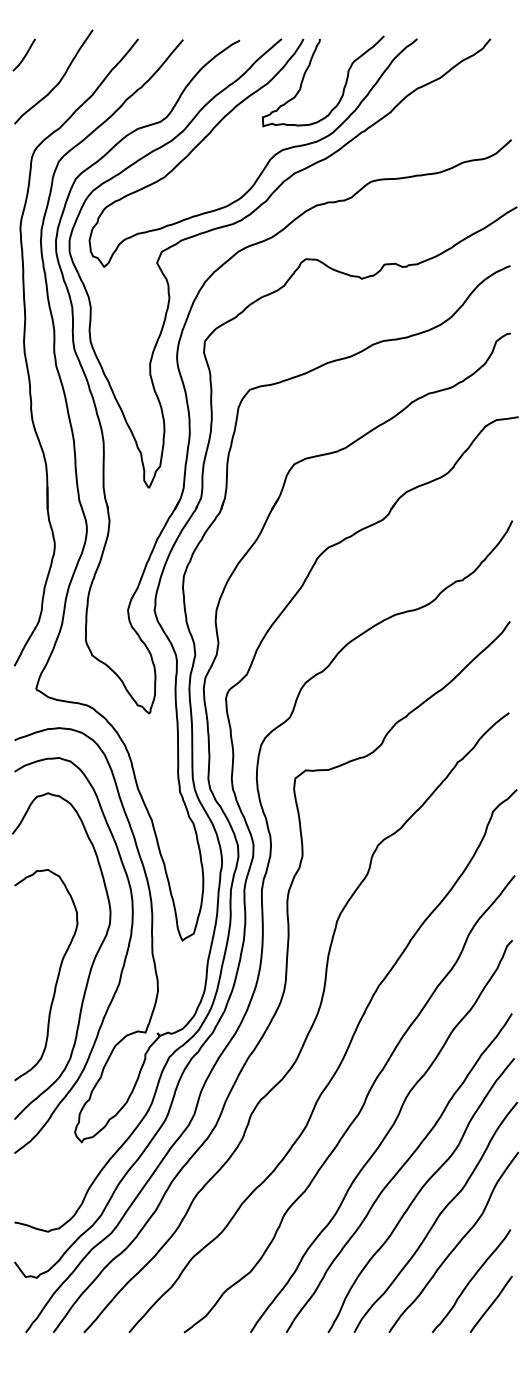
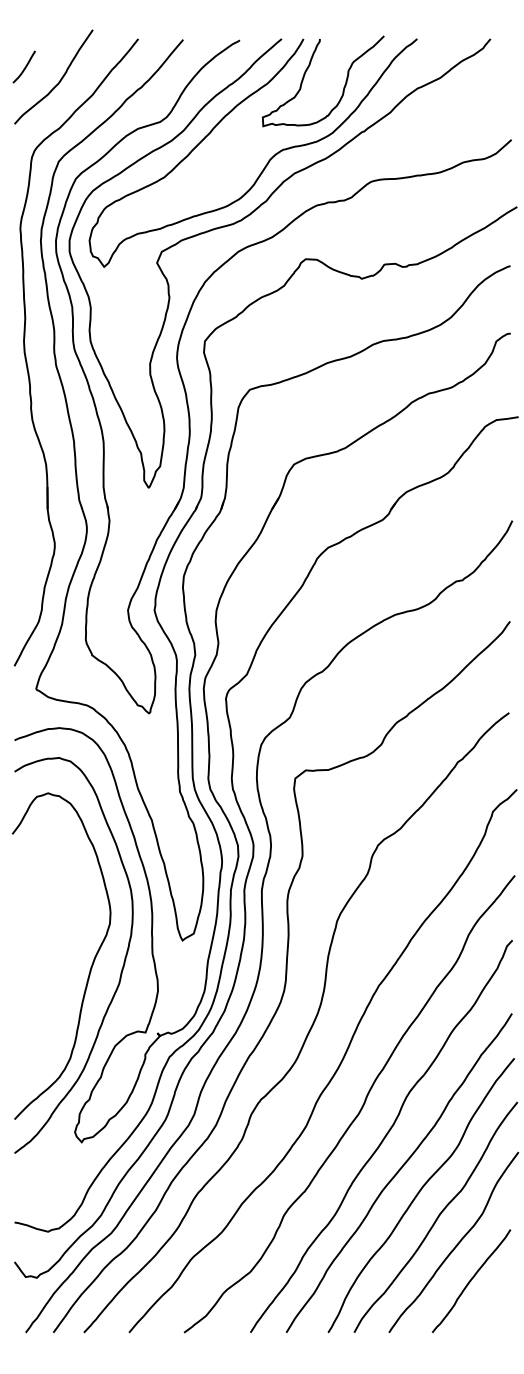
curve position: (24, 55) -> (24, 67) (24, 67)
curve: present -> none (56, 978)
line: present -> none (491, 1303)
